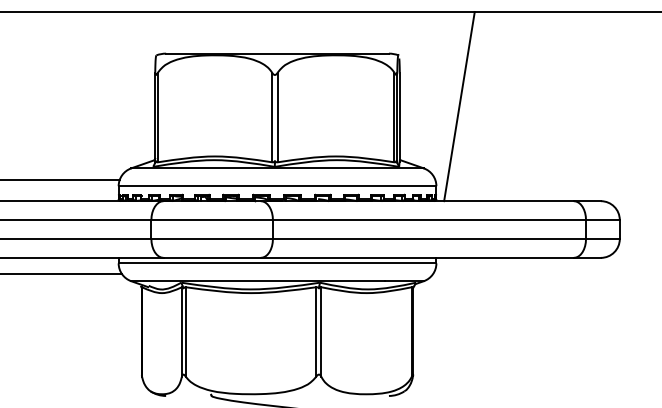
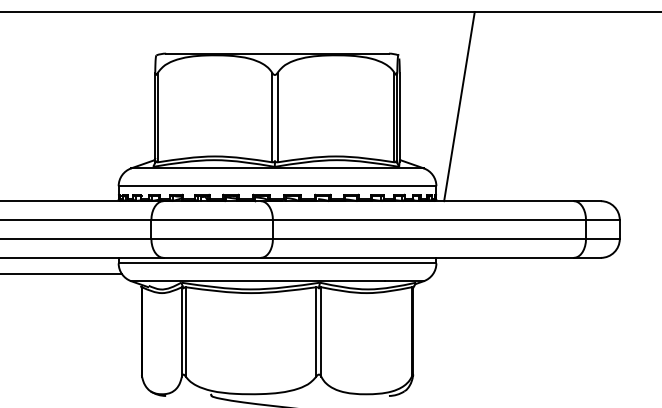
line: present -> none (60, 179)
